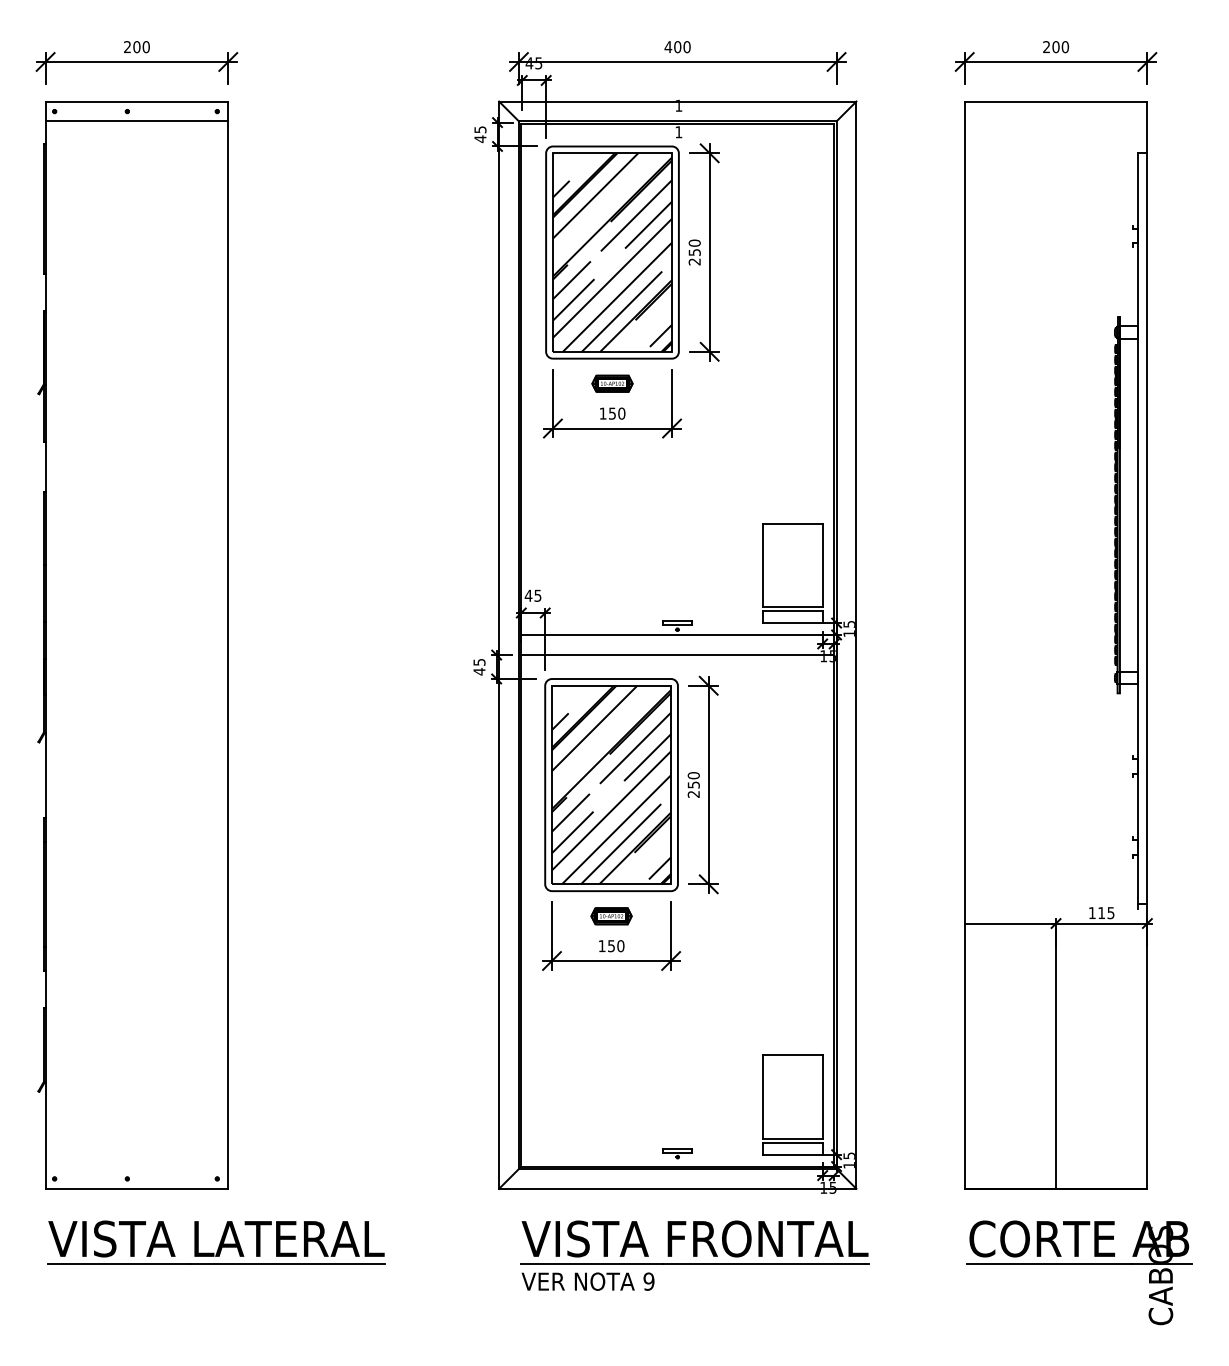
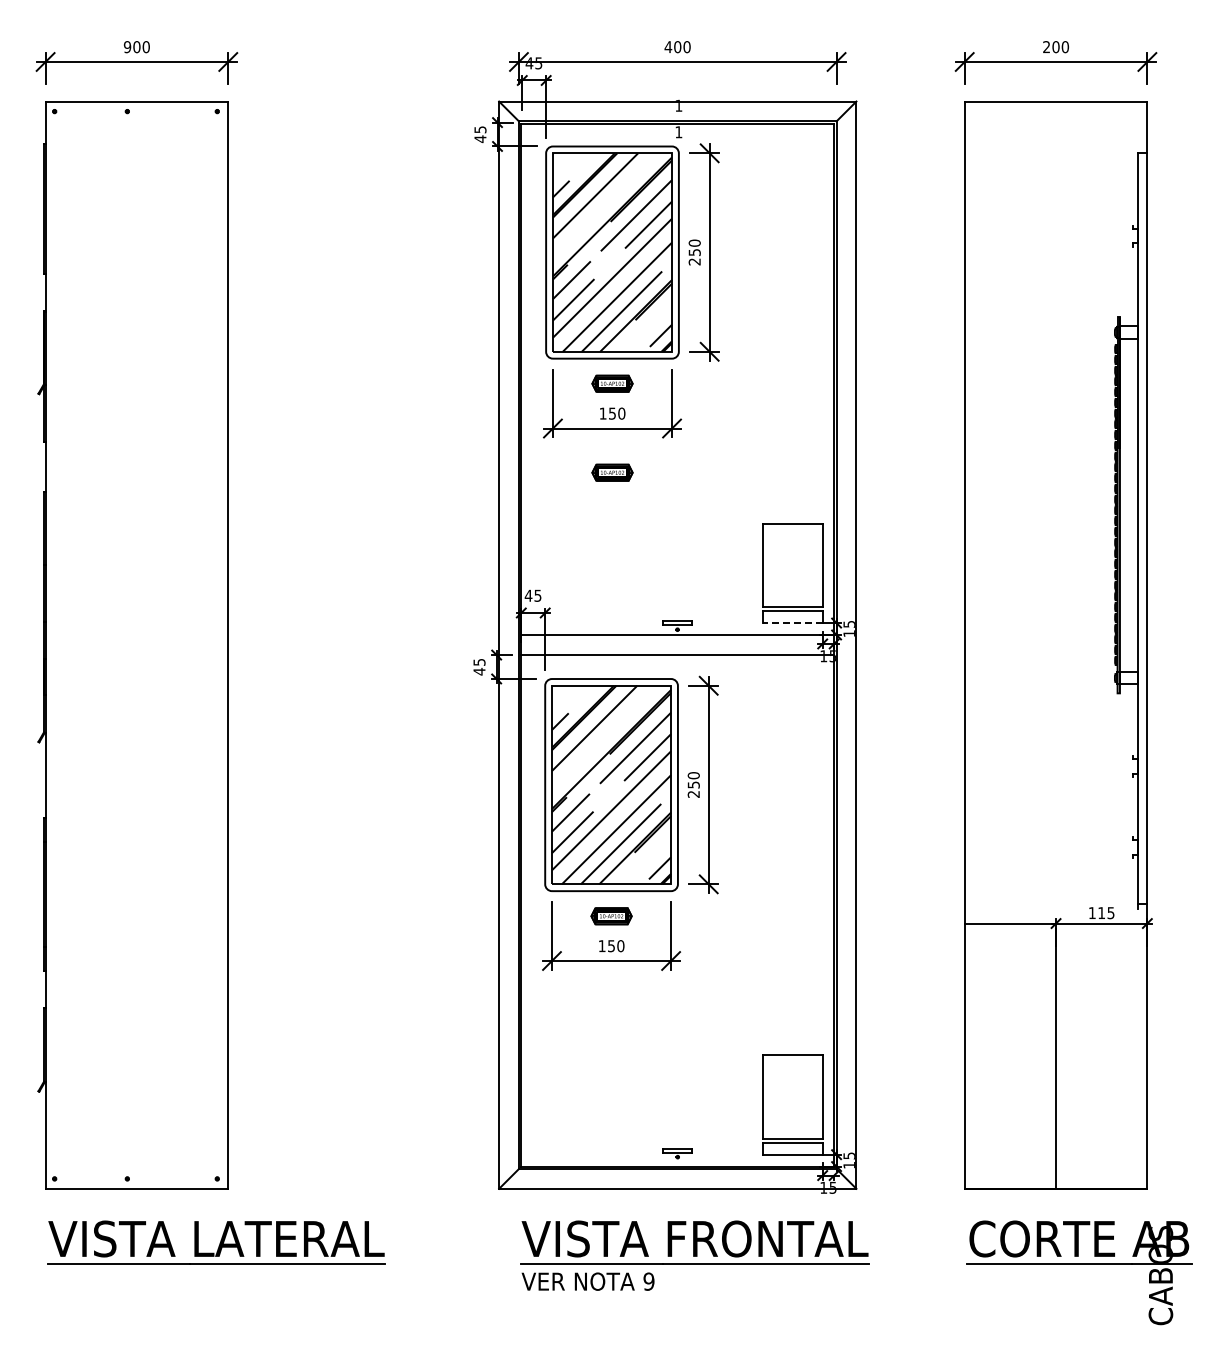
text: 200 -> 900 (127, 47)
line: present -> none (136, 121)
part: none -> present (612, 472)
line: solid -> dashed (792, 623)
